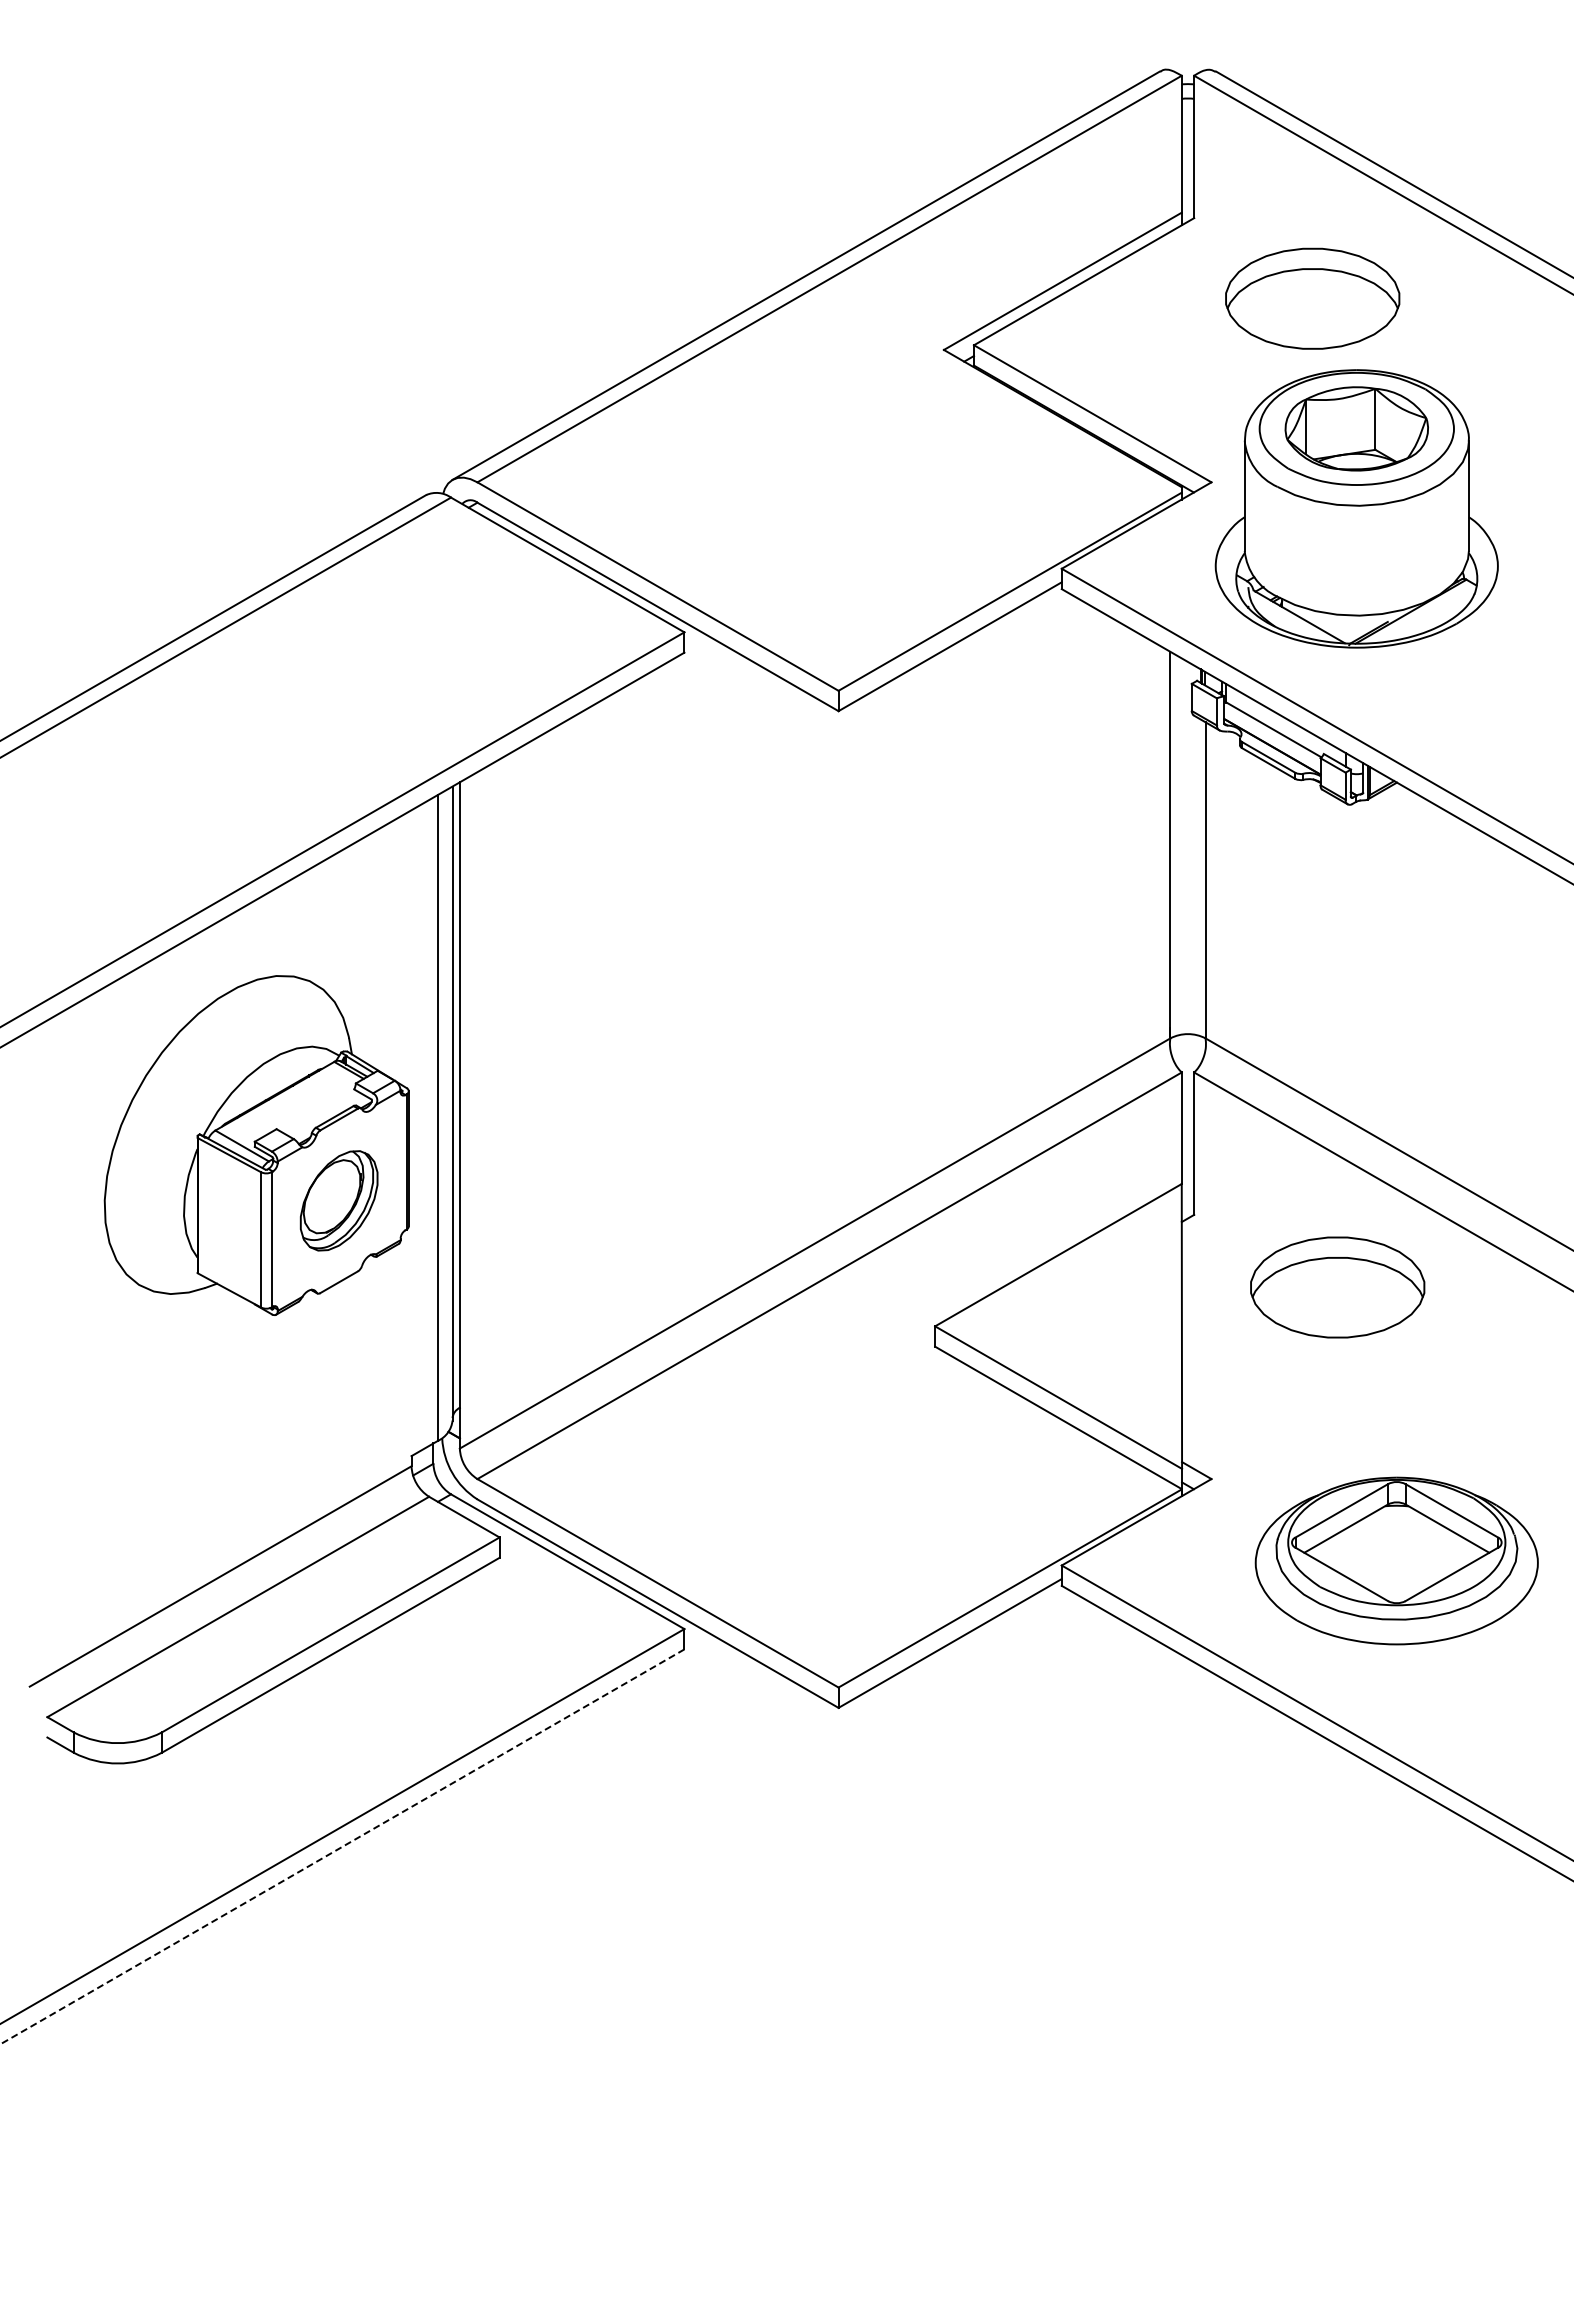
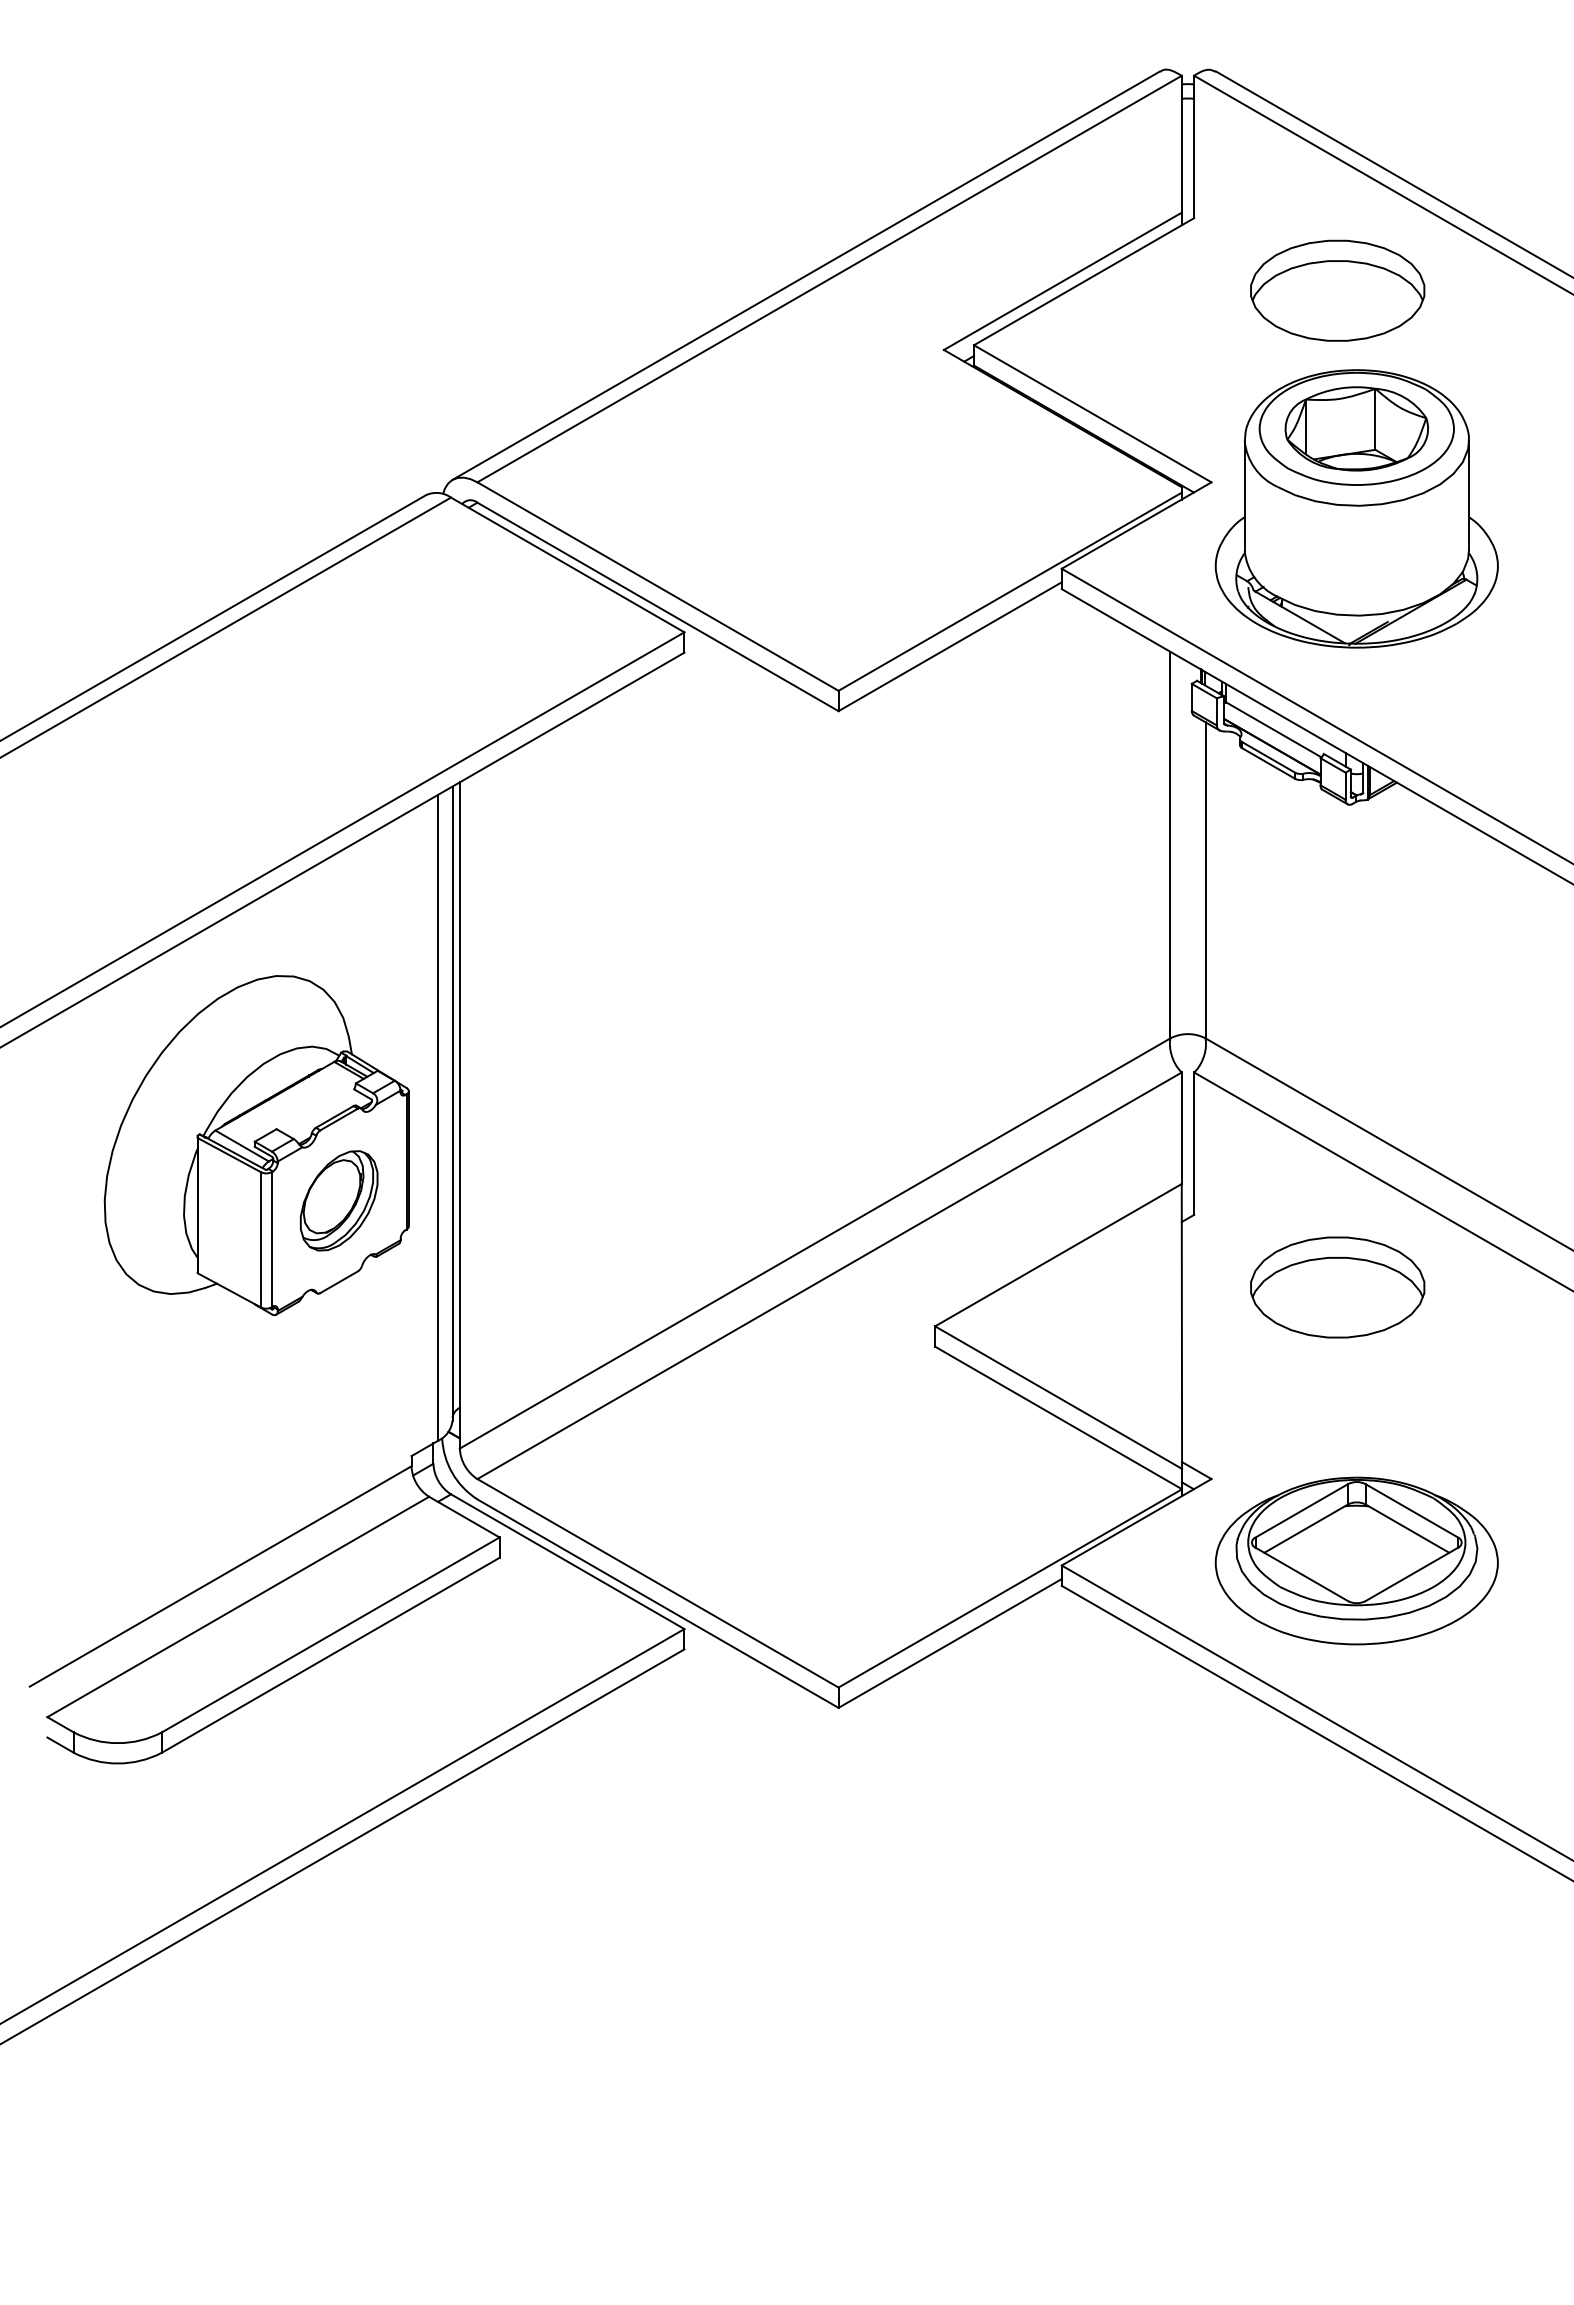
part position: (1312, 298) -> (1337, 290) (1337, 290)
part position: (1396, 1560) -> (1356, 1560) (1356, 1560)
line: dashed -> solid (342, 1846)
